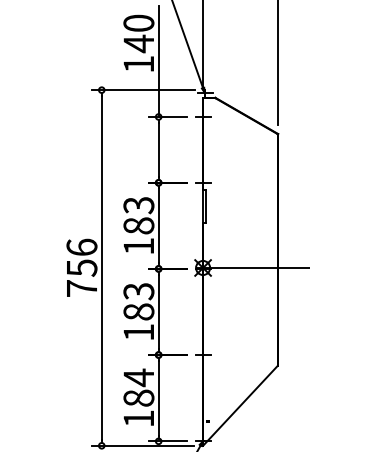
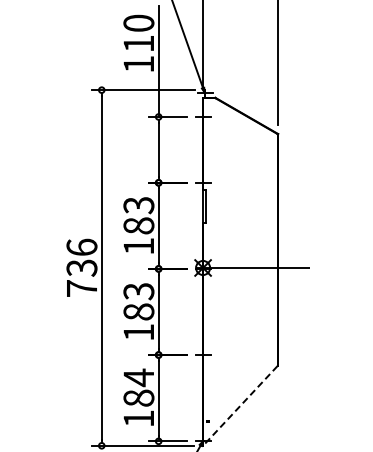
text: 140 -> 110 (138, 43)
text: 756 -> 736 (81, 267)
line: solid -> dashed (240, 406)
